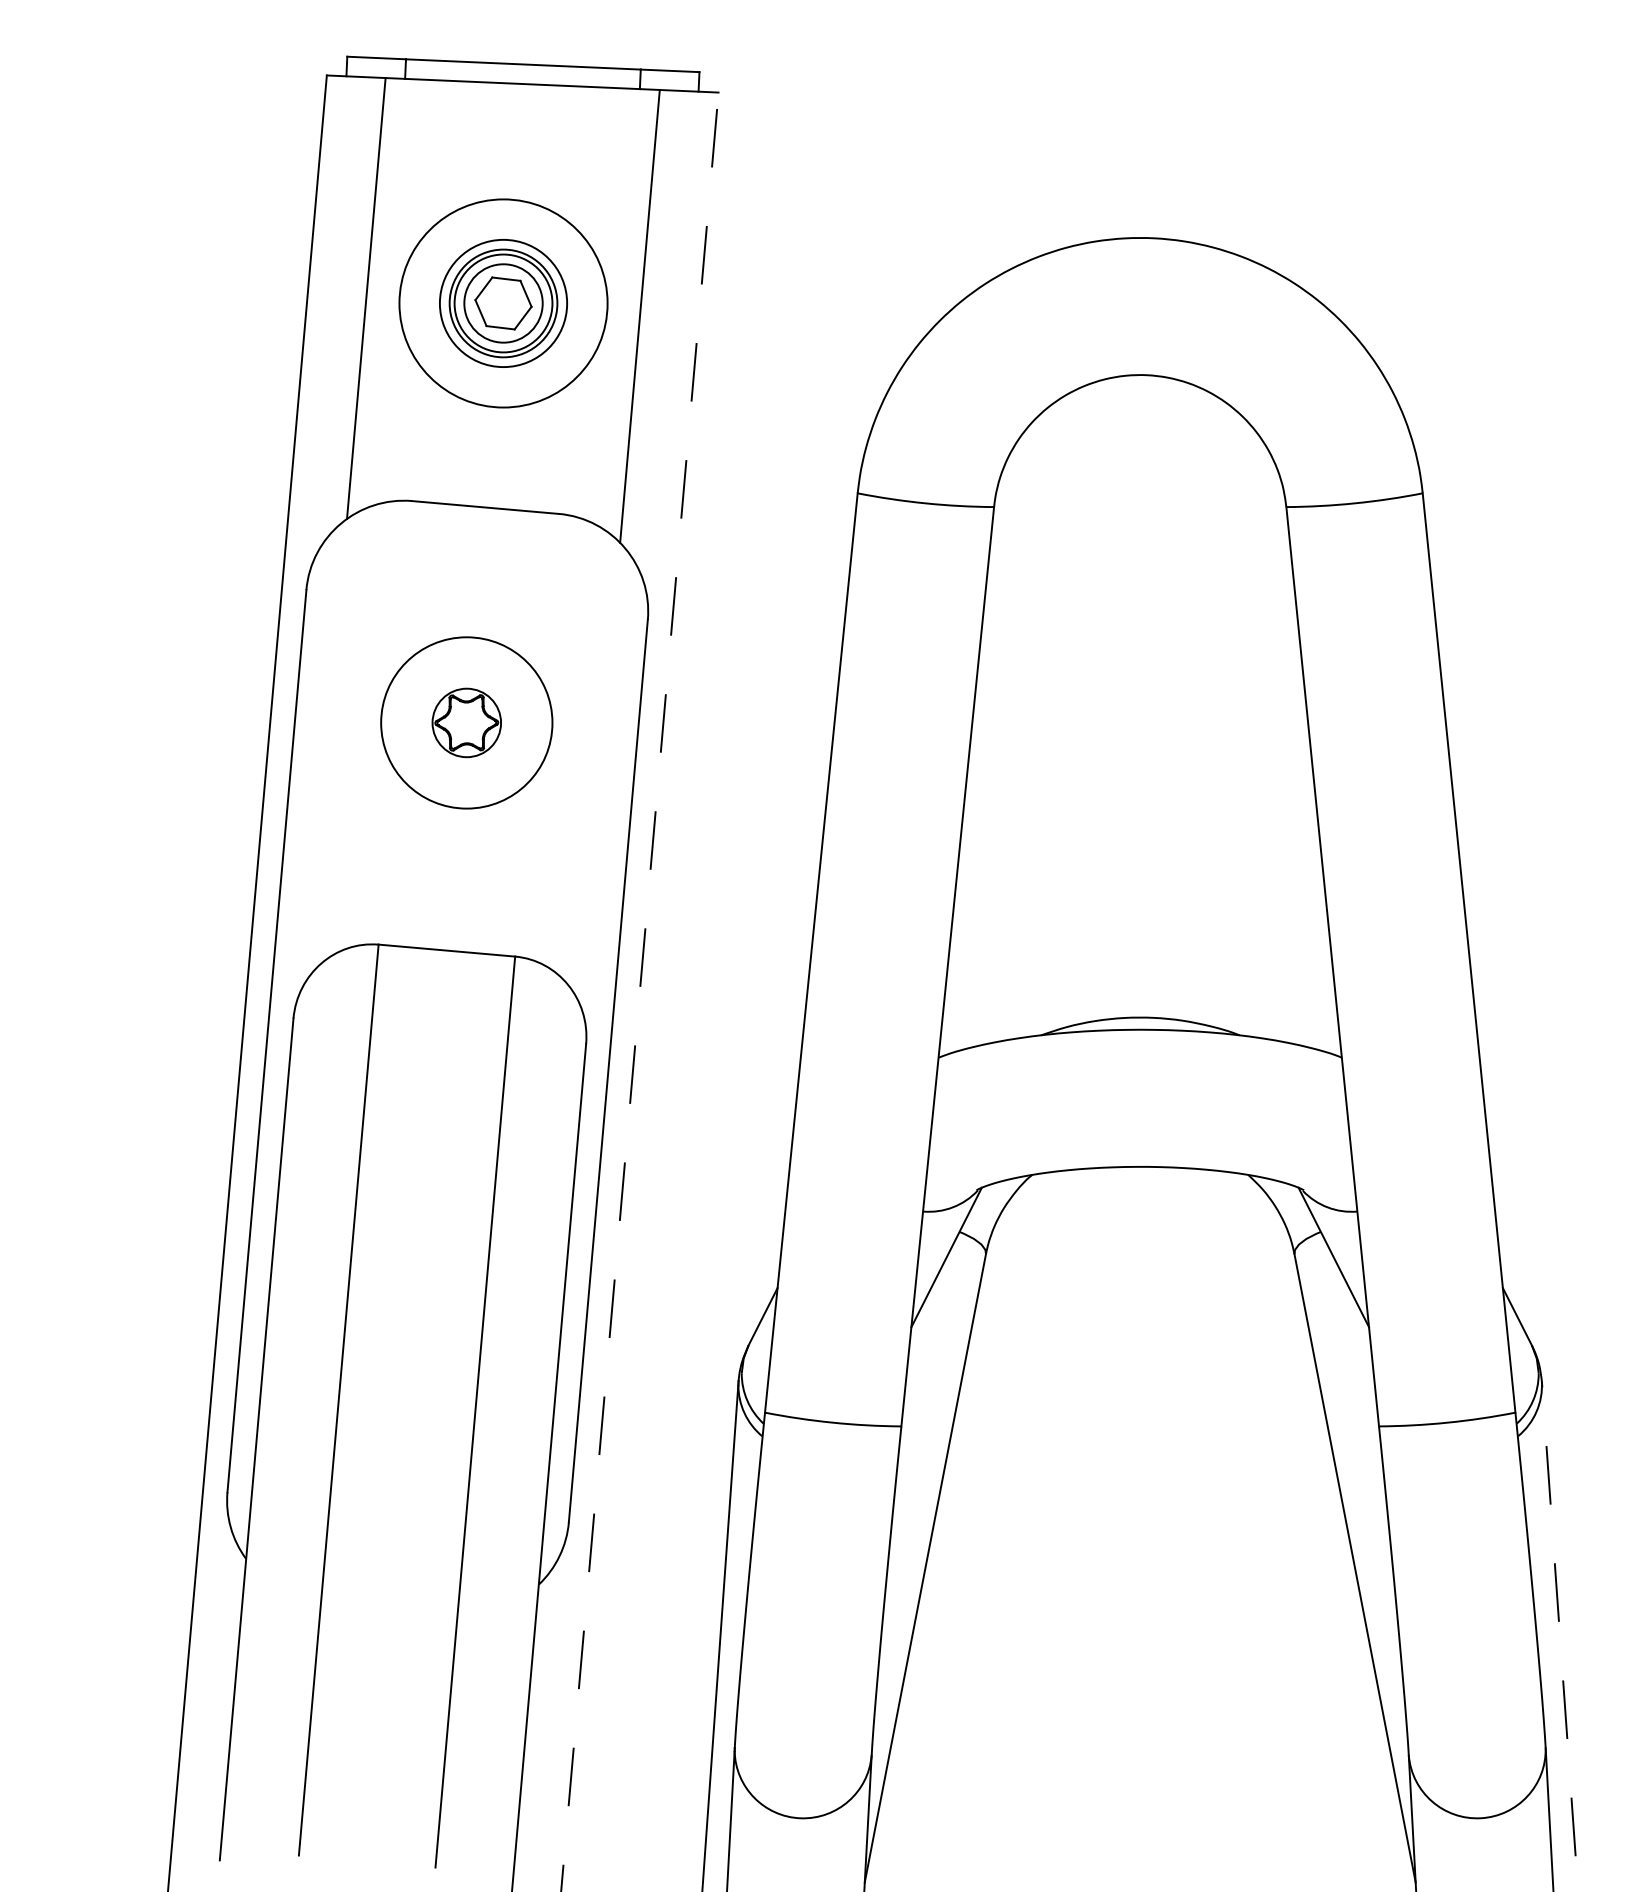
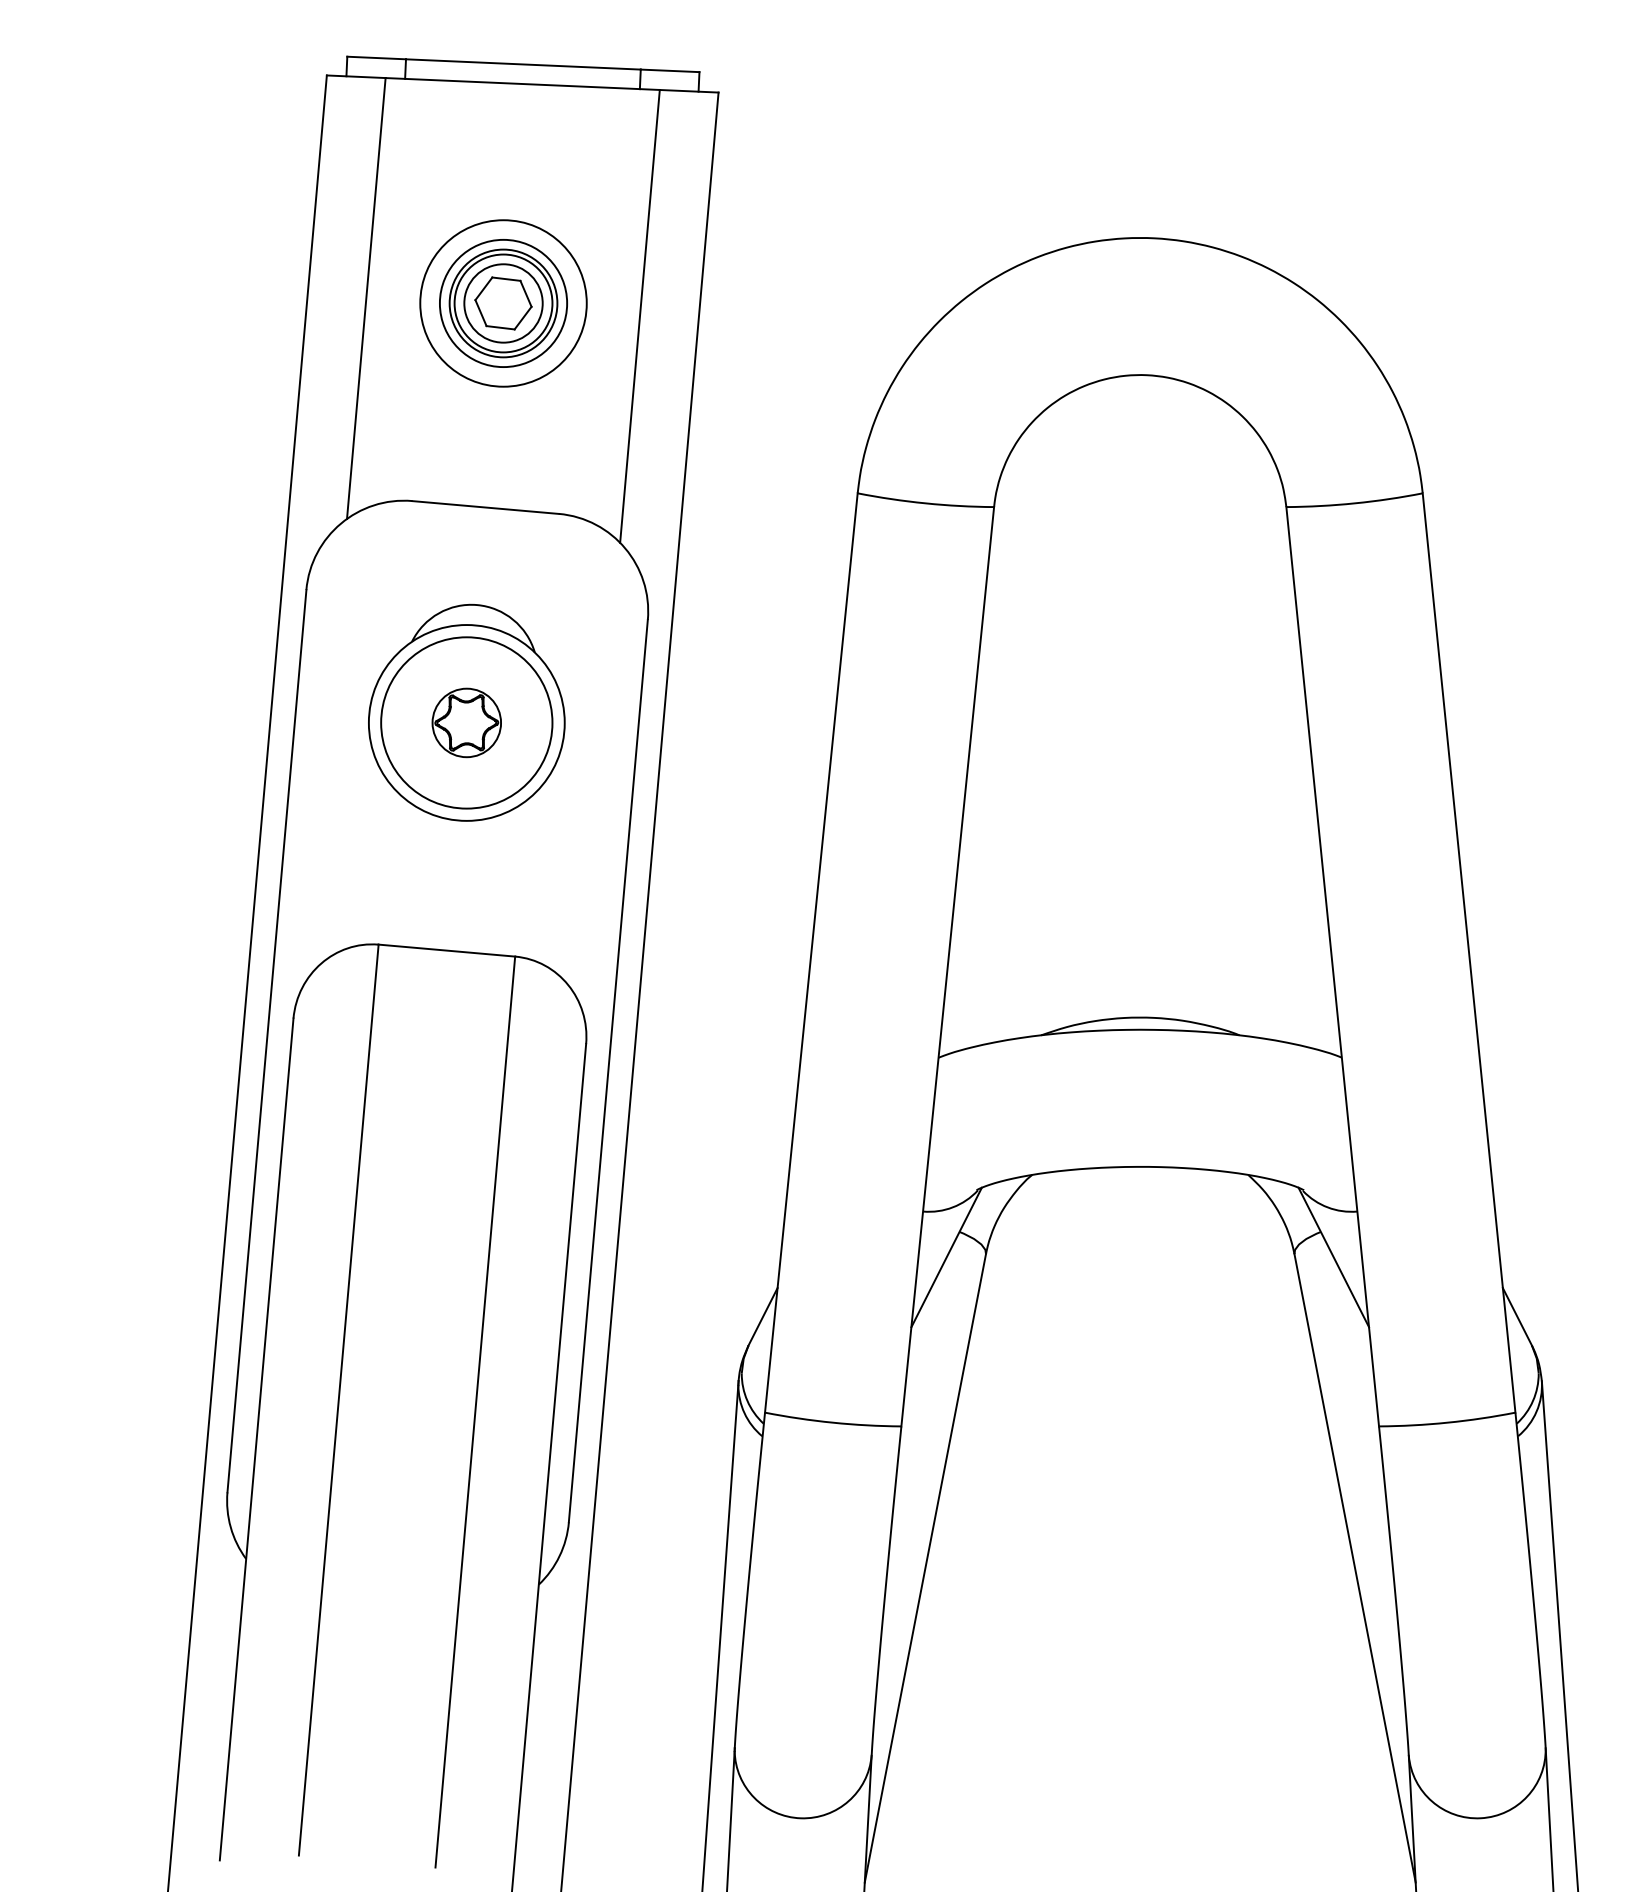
circle diameter: 208 px -> 166 px (503, 303)
part: none -> present (466, 712)
line: dashed -> solid (639, 991)
line: dashed -> solid (1560, 1636)
